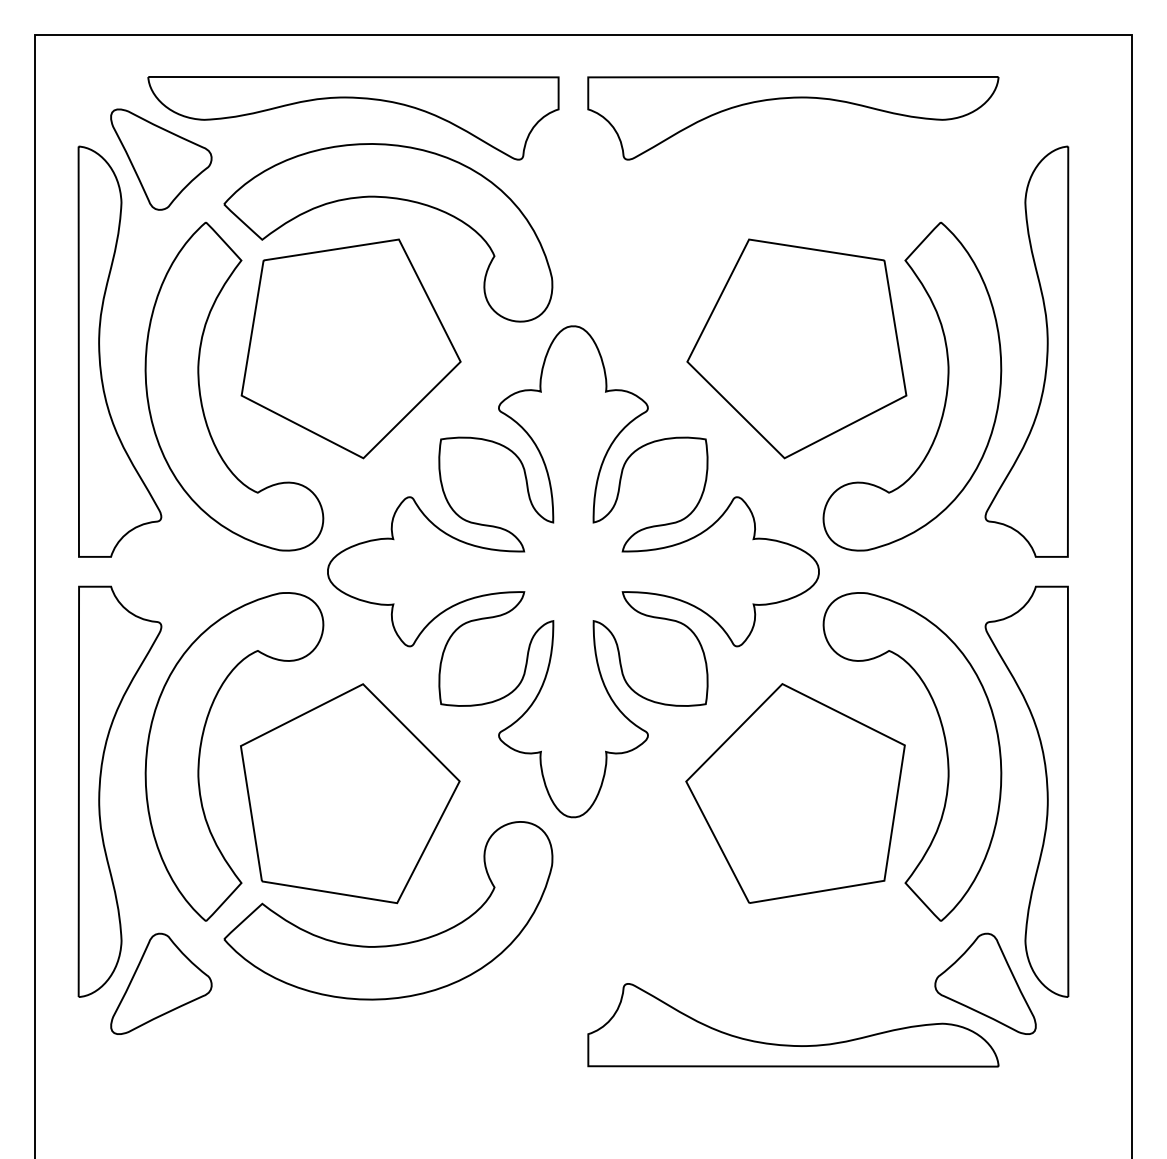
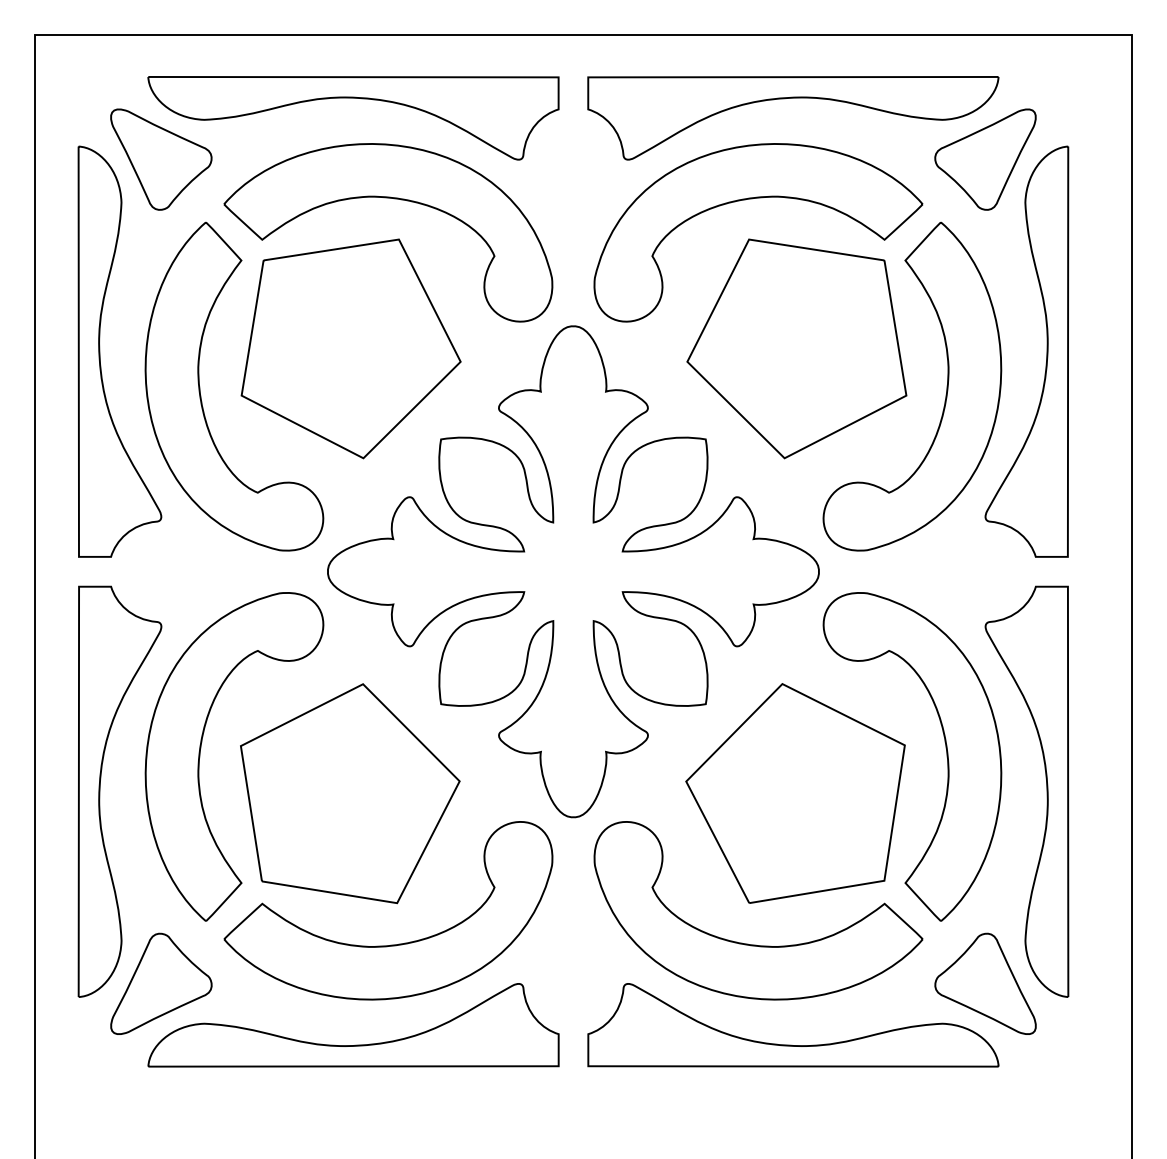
part: none -> present (985, 159)
part: none -> present (752, 199)
part: none -> present (756, 944)
part: none -> present (355, 1044)
